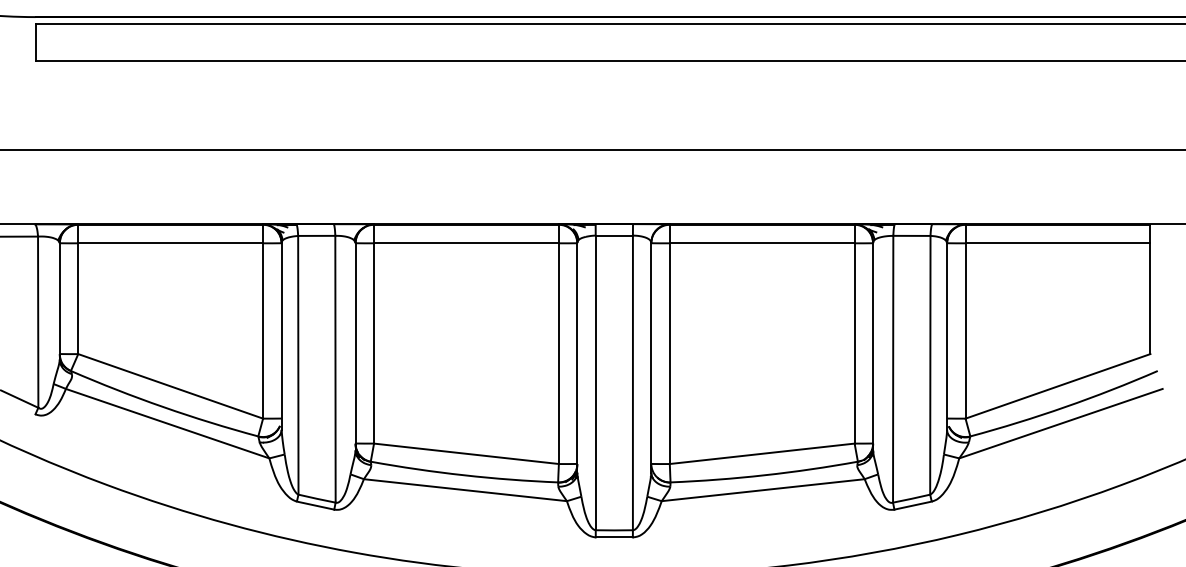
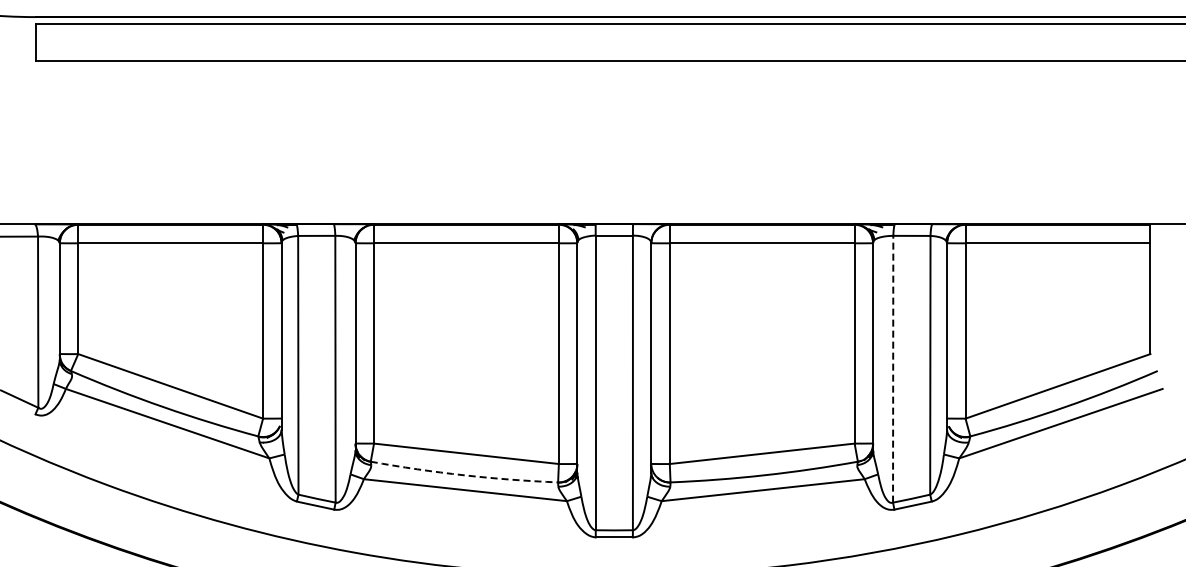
line: present -> none (592, 149)
line: solid -> dashed (893, 368)
arc: solid -> dashed (464, 475)
